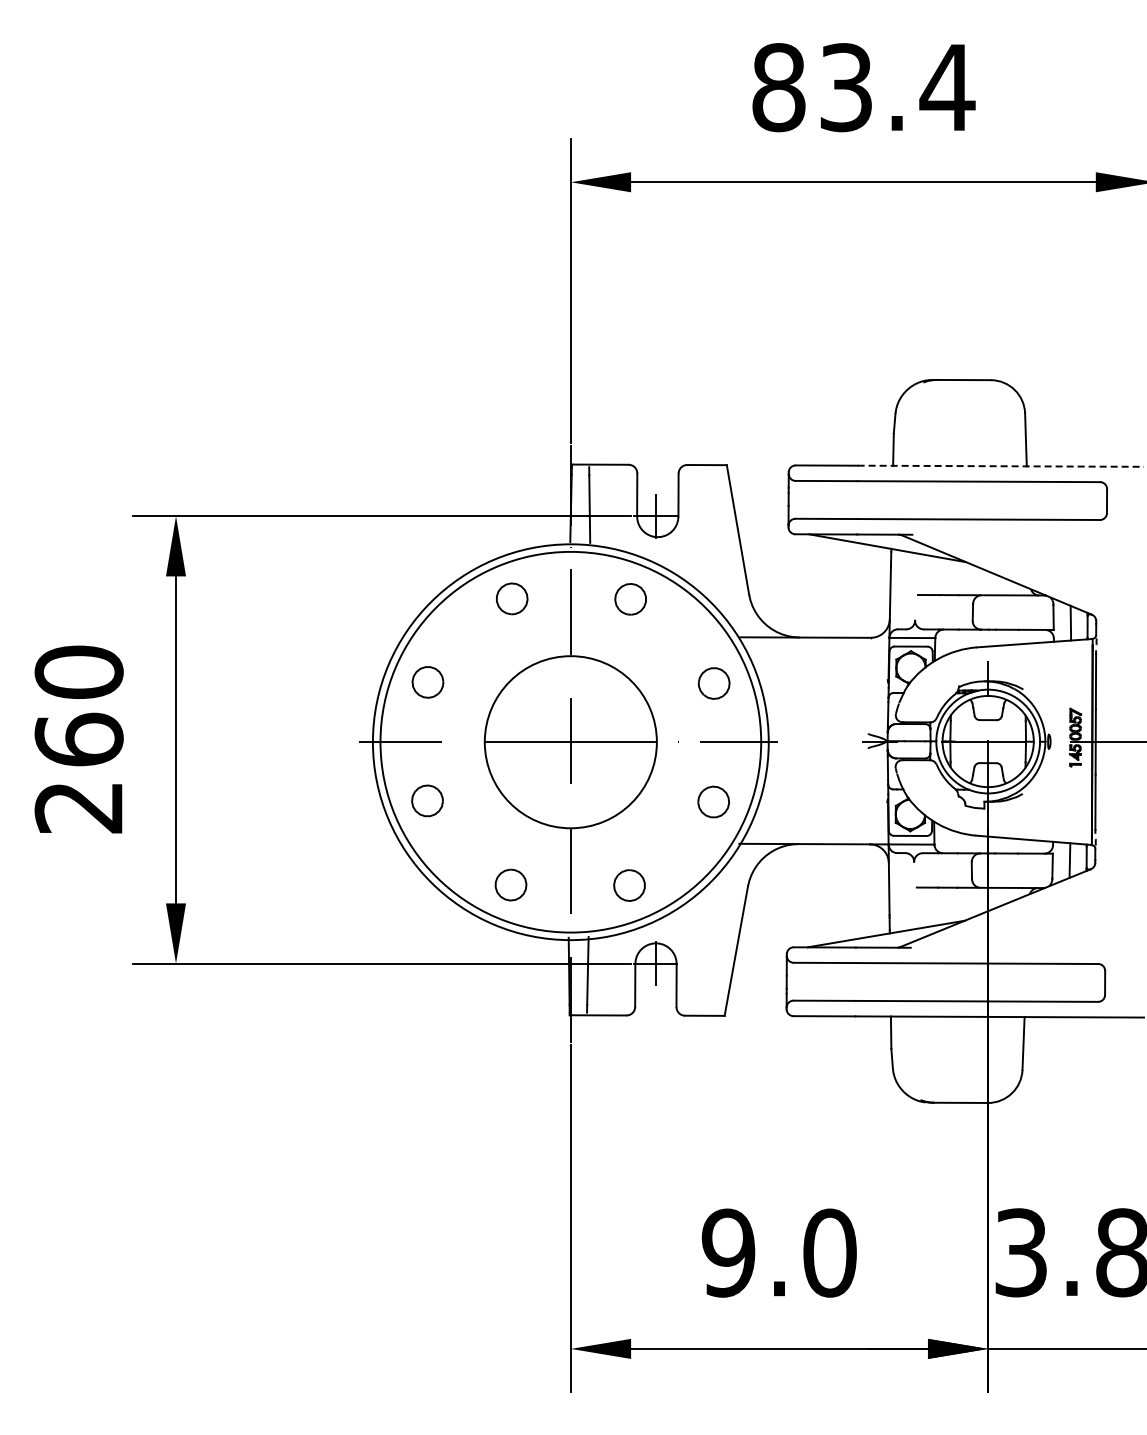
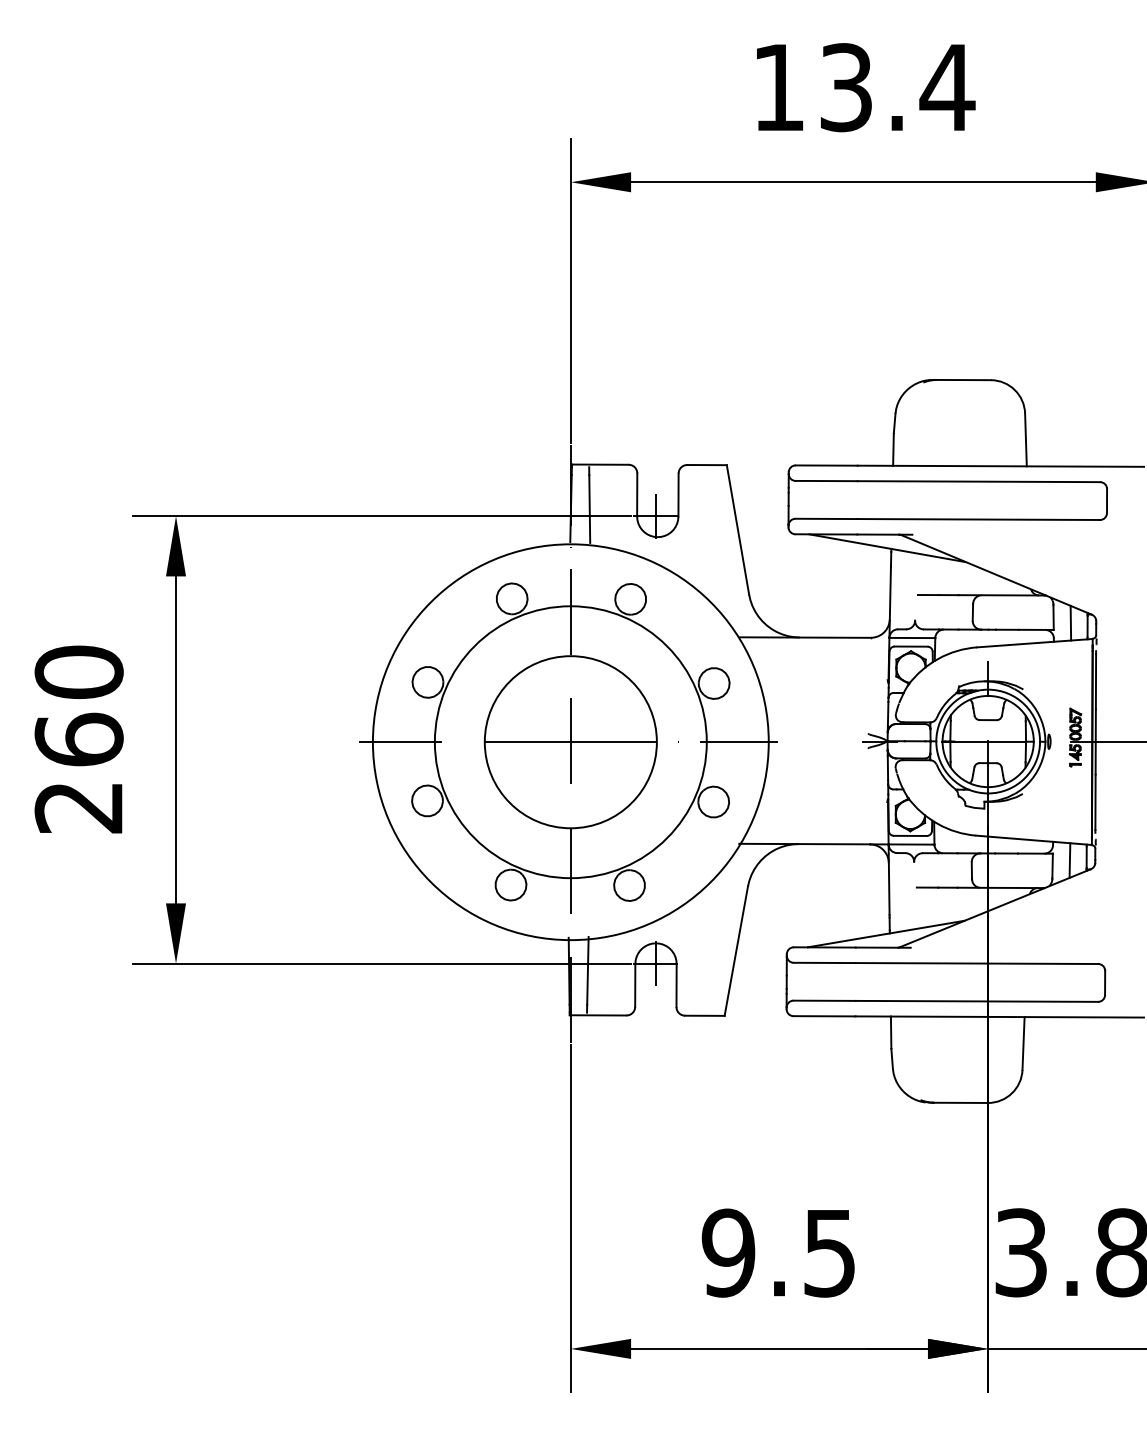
text: 83.4 -> 13.4 (778, 87)
line: dashed -> solid (1001, 466)
circle diameter: 381 px -> 272 px (570, 742)
text: 9.0 -> 9.5 (829, 1252)
